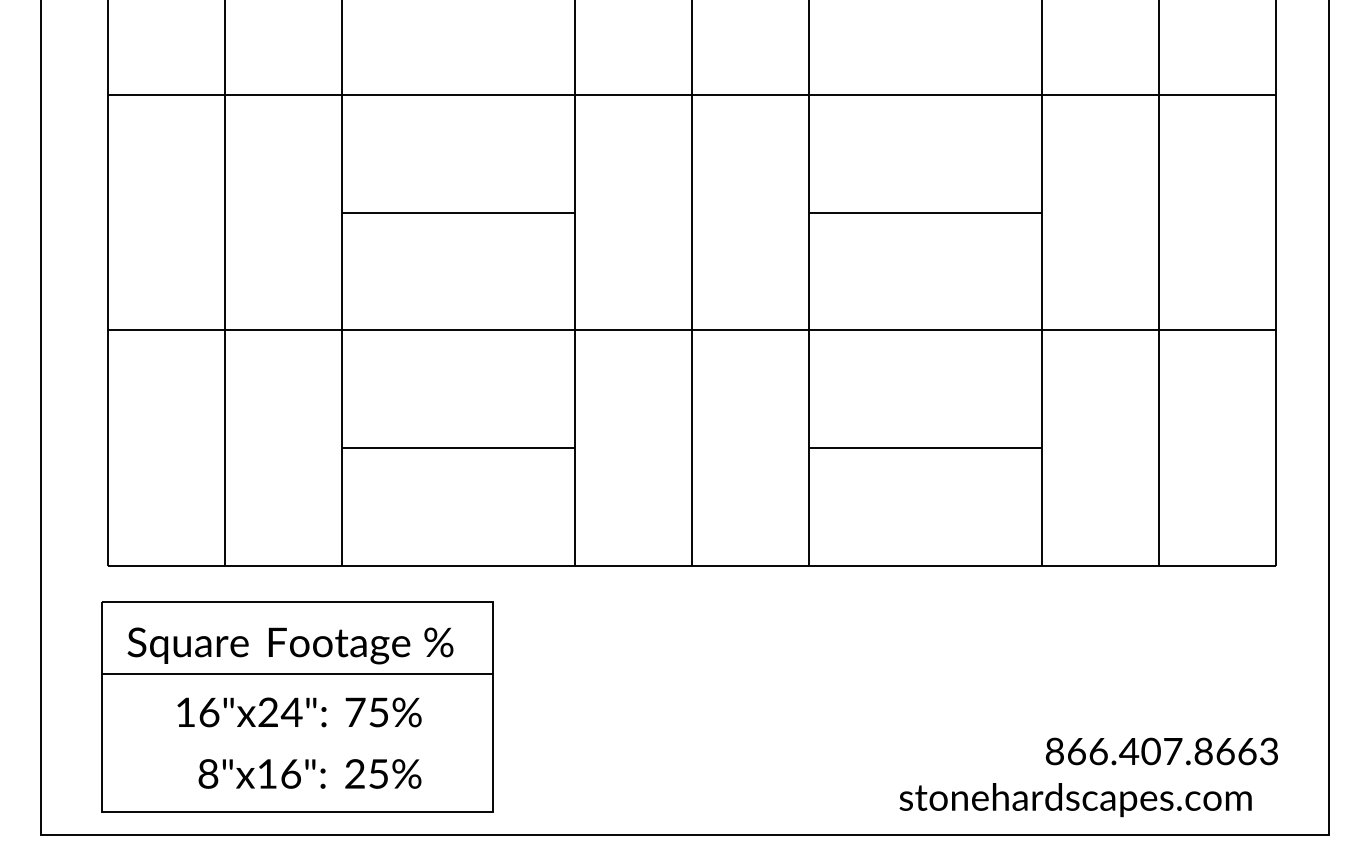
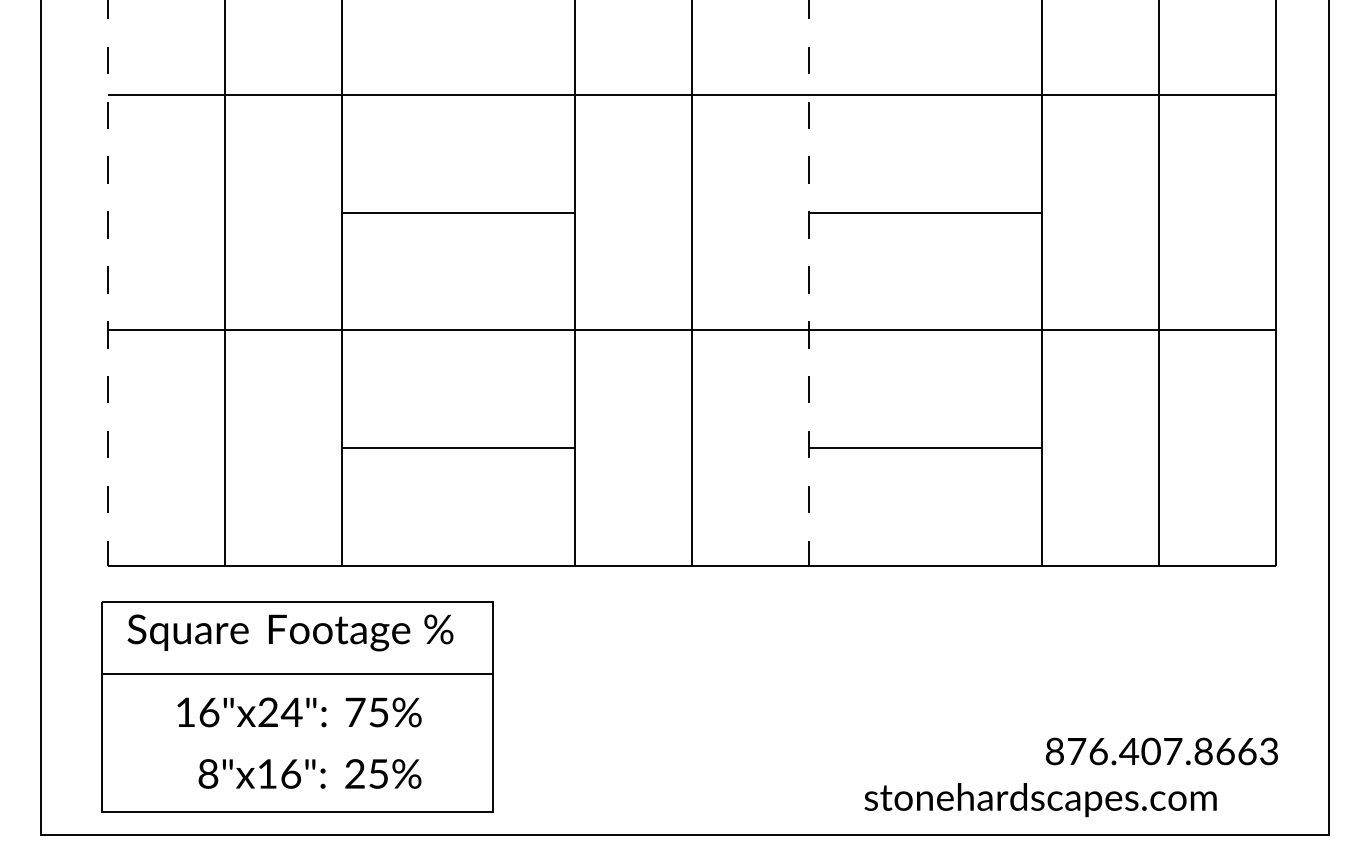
line: solid -> dashed (108, 282)
line: solid -> dashed (808, 282)
text position: (290, 645) -> (290, 632) (290, 632)
text: 866.407.8663 -> 876.407.8663 (1077, 751)
text position: (1075, 800) -> (1040, 800) (1040, 800)
